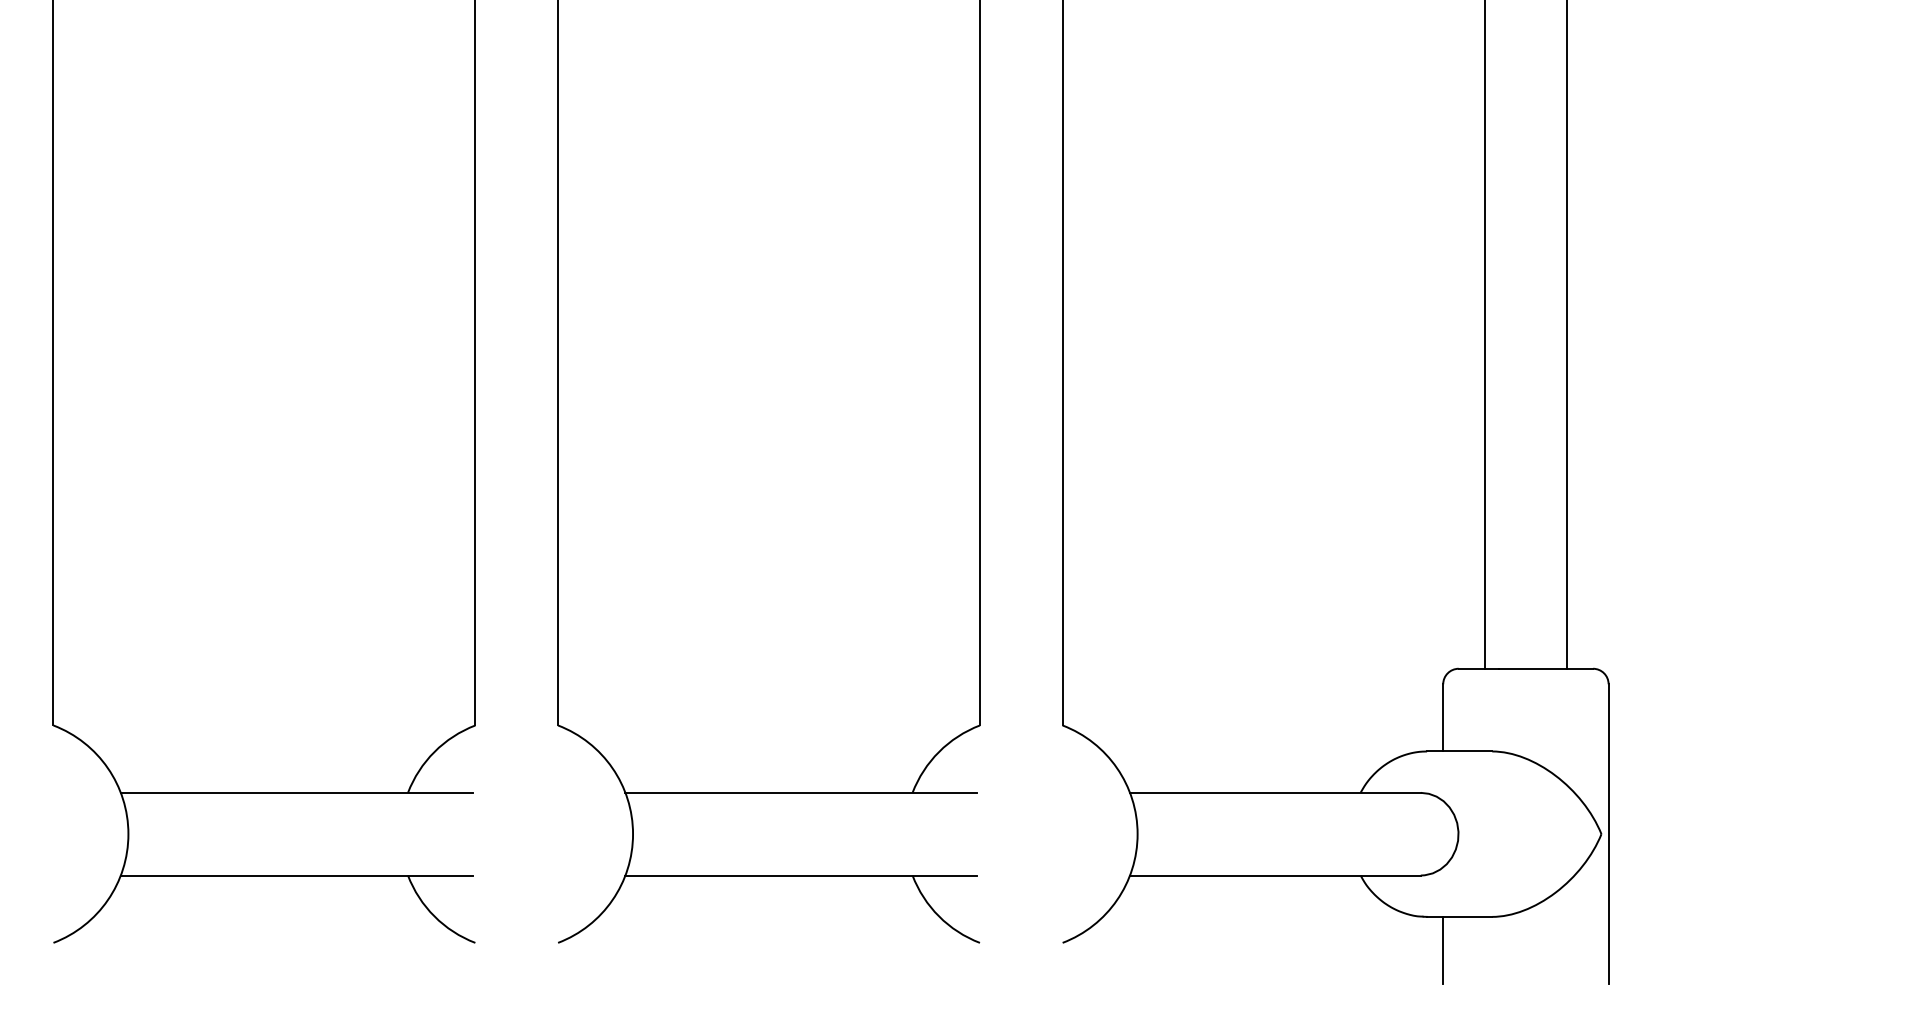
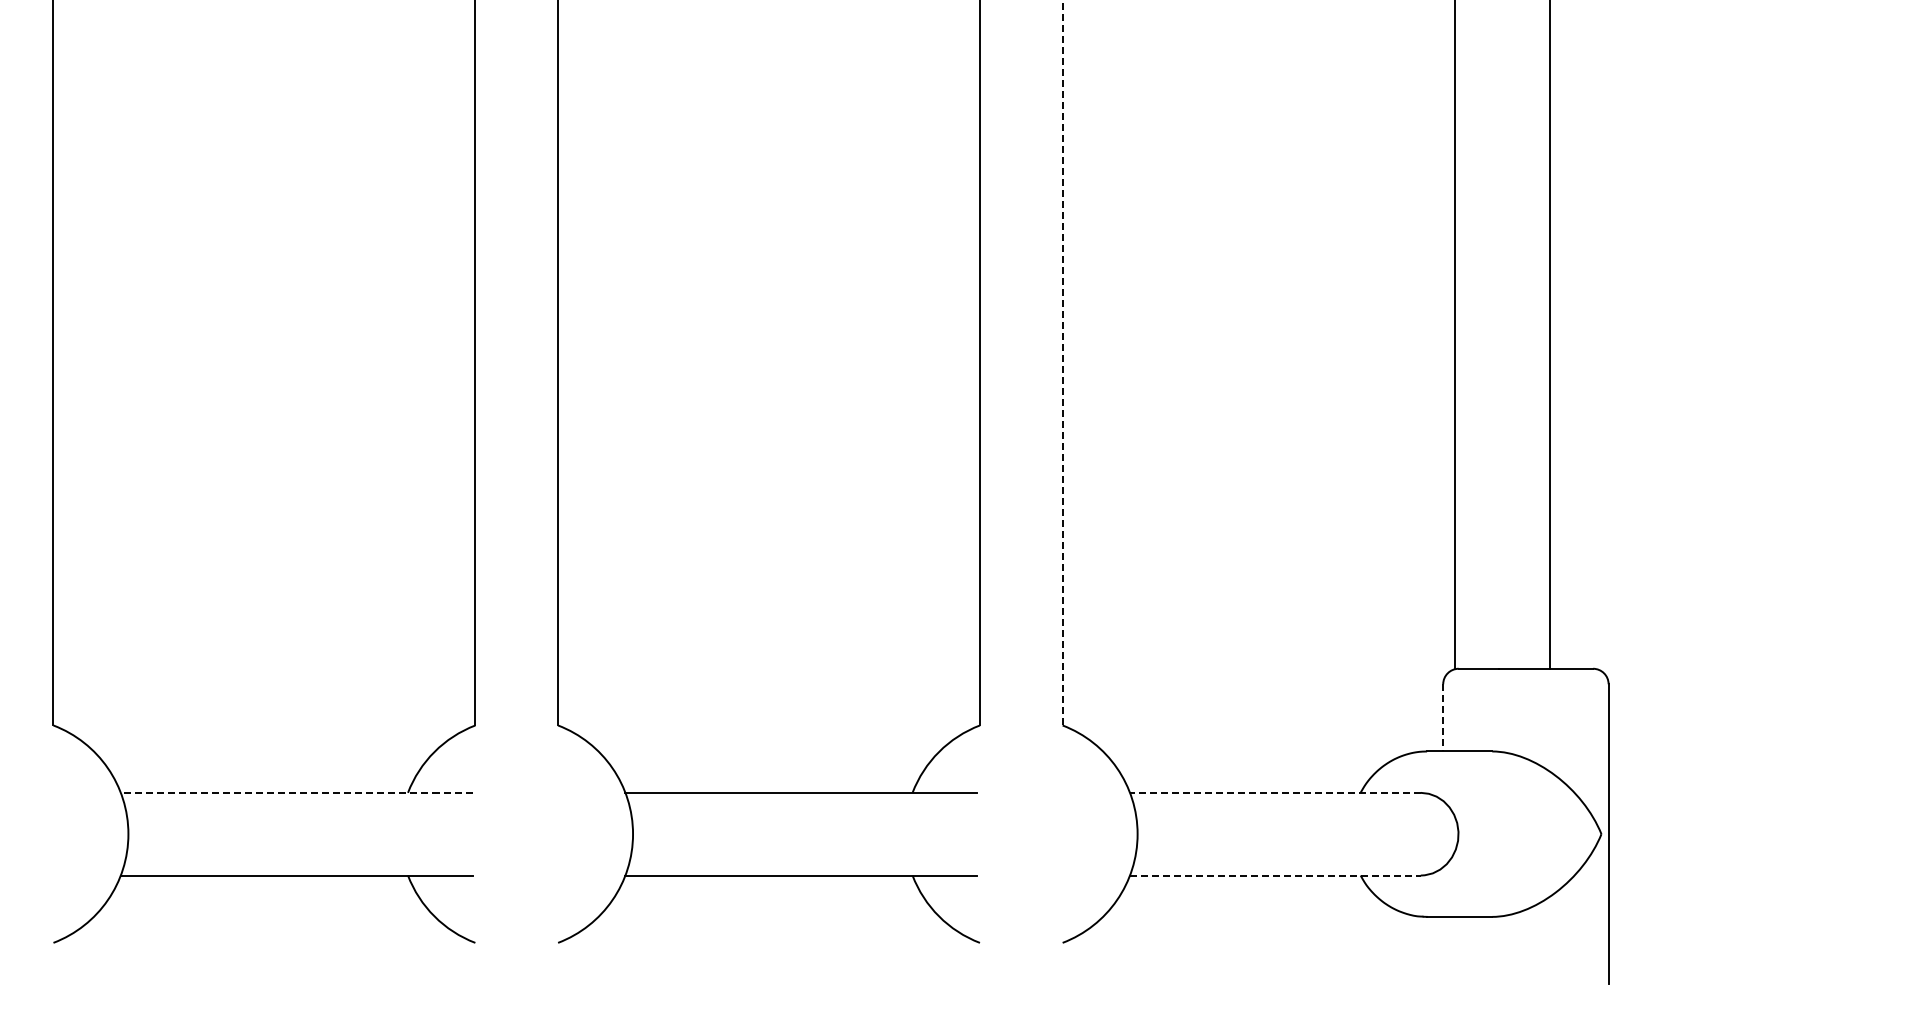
line position: (1484, 335) -> (1454, 335) (1454, 335)
line position: (1567, 335) -> (1550, 335) (1550, 335)
line: solid -> dashed (1062, 362)
line: solid -> dashed (1443, 717)
line: solid -> dashed (296, 792)
line: solid -> dashed (1274, 792)
line: solid -> dashed (1275, 875)
line: present -> none (1443, 950)
